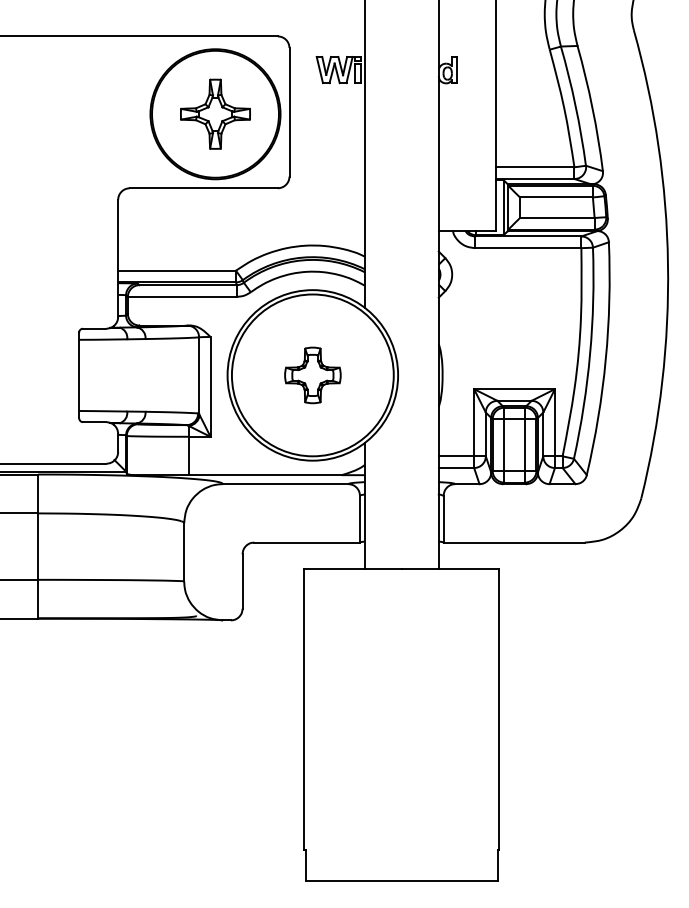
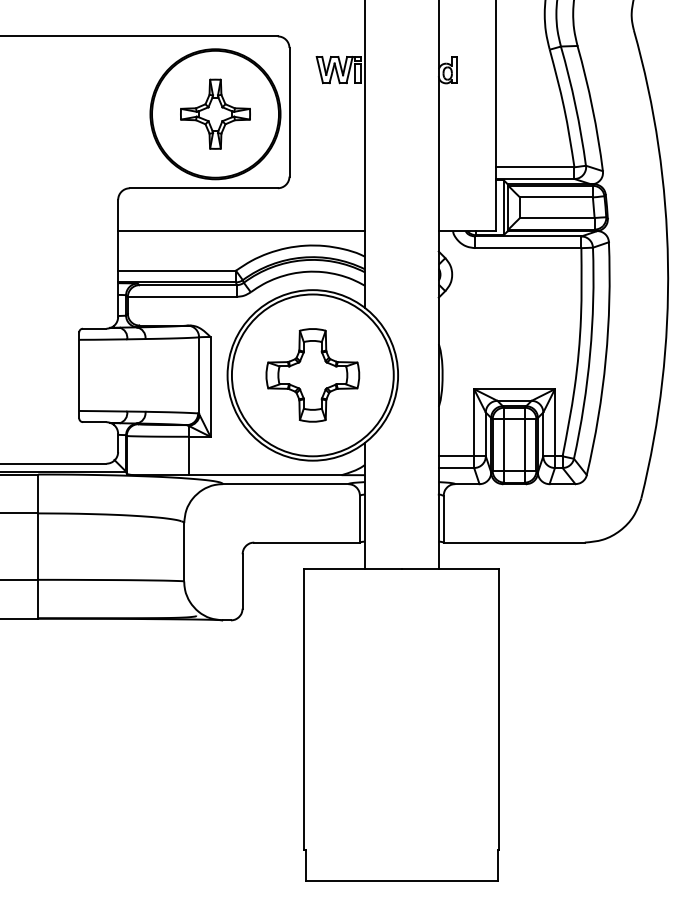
line: none -> present (241, 231)
part size: 58x59 px -> 96x95 px (312, 375)
